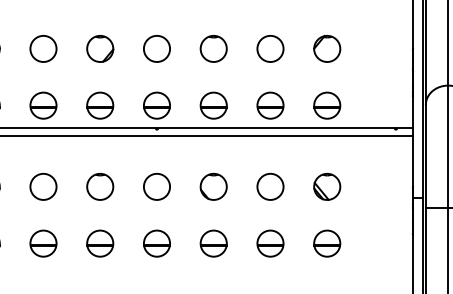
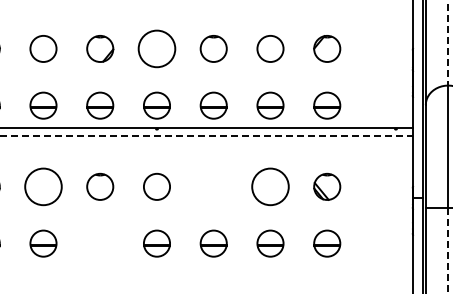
line: solid -> dashed (448, 43)
circle diameter: 26 px -> 37 px (156, 48)
line: solid -> dashed (207, 136)
circle diameter: 26 px -> 37 px (43, 186)
part: present -> none (213, 186)
circle diameter: 26 px -> 37 px (270, 186)
part: present -> none (100, 243)
line: solid -> dashed (448, 251)
